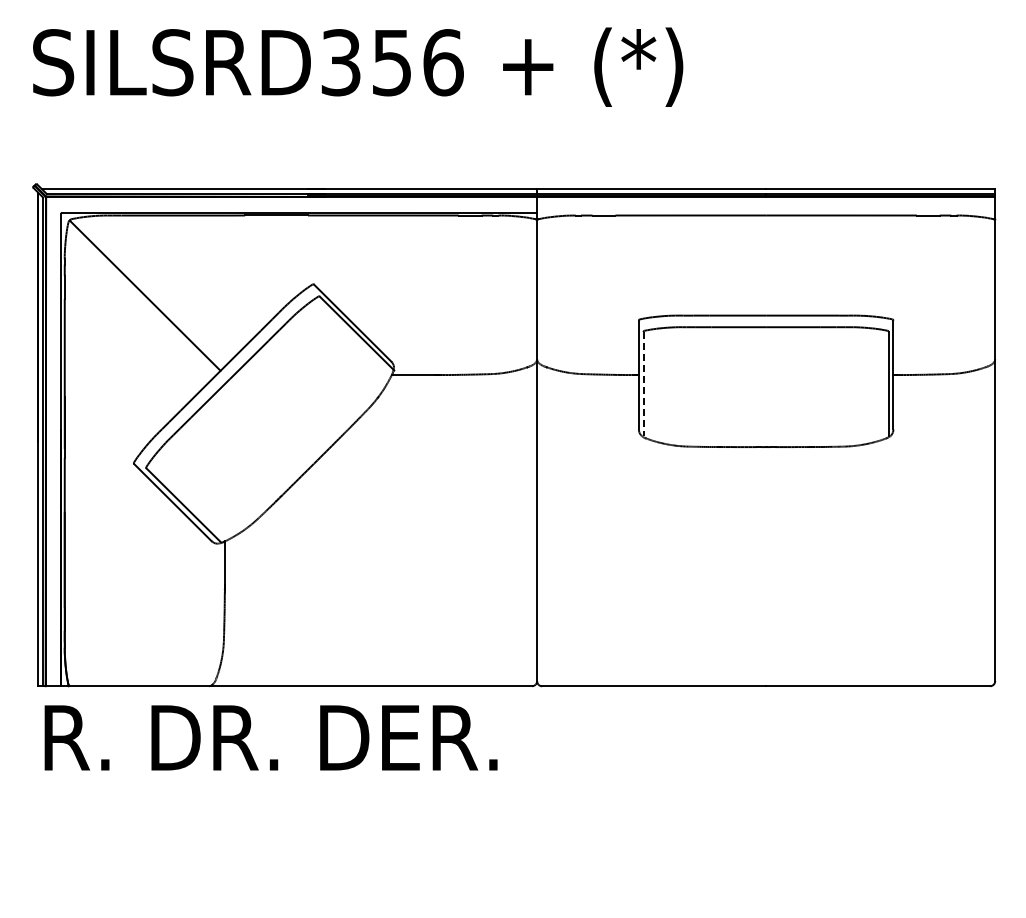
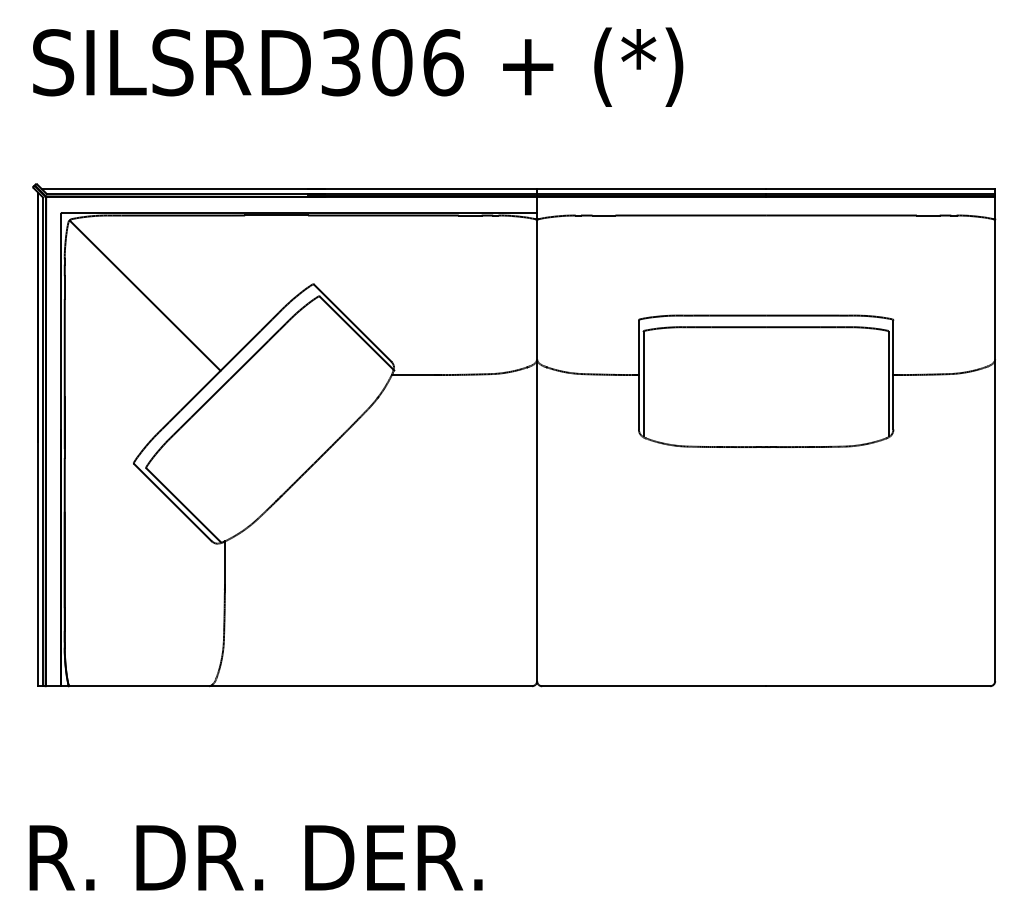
text: SILSRD356 -> SILSRD306 (392, 62)
line: dashed -> solid (643, 384)
text position: (270, 737) -> (255, 857) (255, 857)
